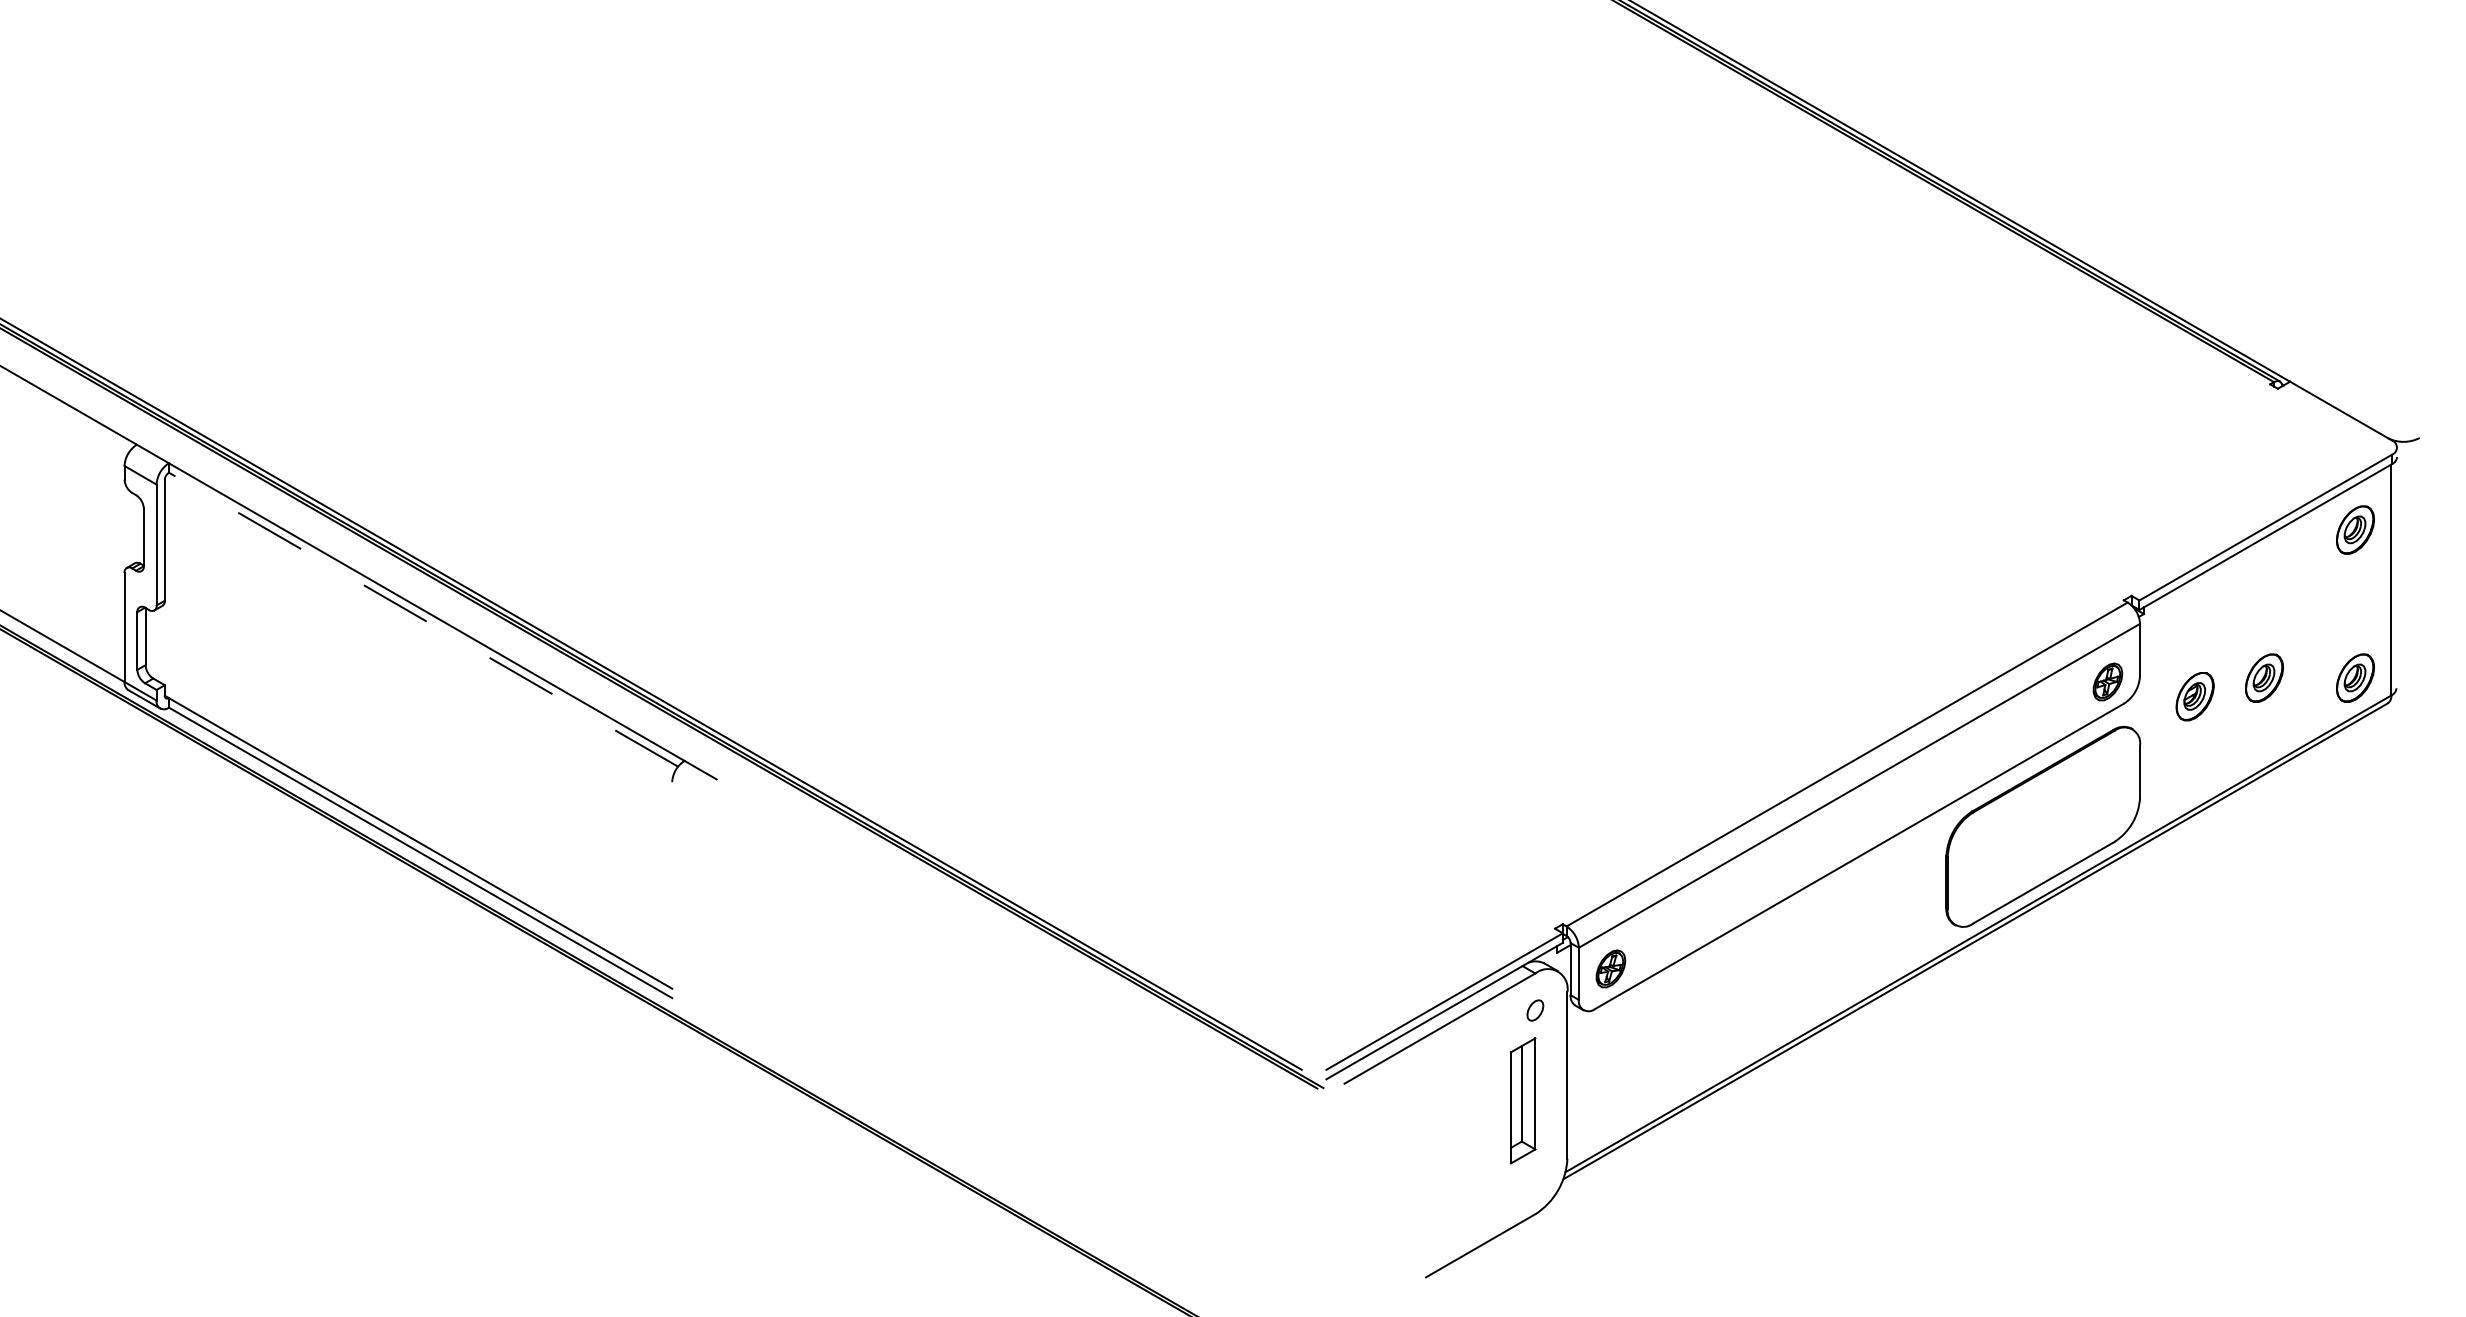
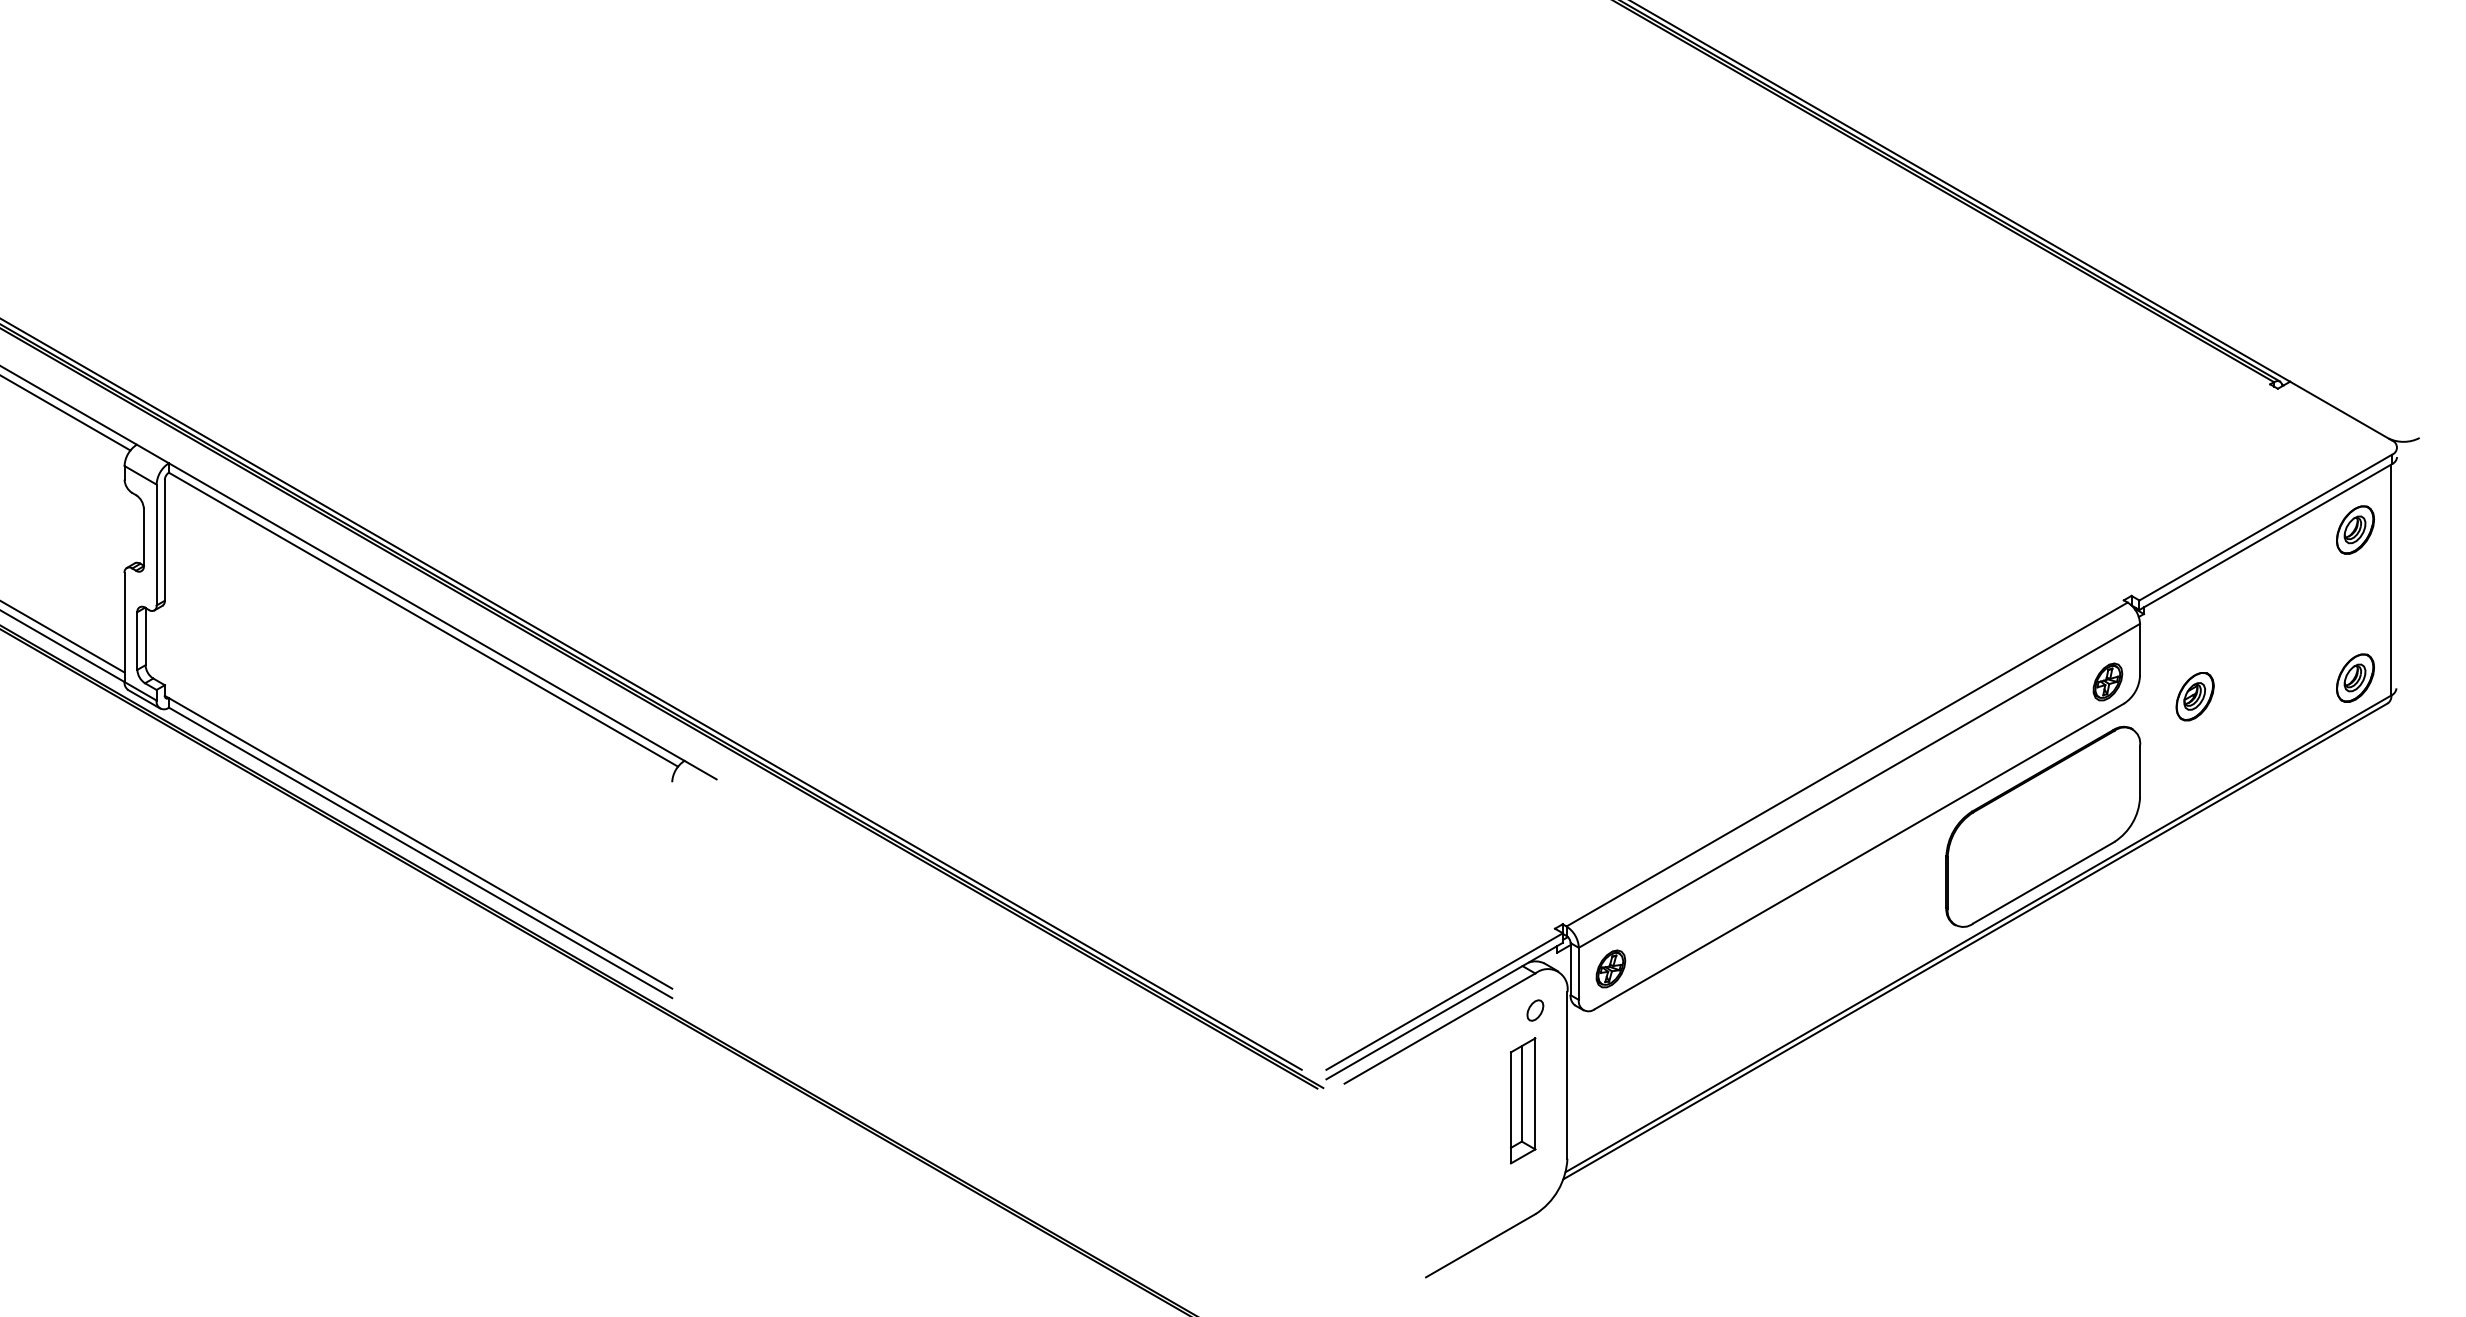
line: none -> present (66, 413)
line: dashed -> solid (423, 619)
line: none -> present (63, 637)
part: present -> none (2264, 677)
